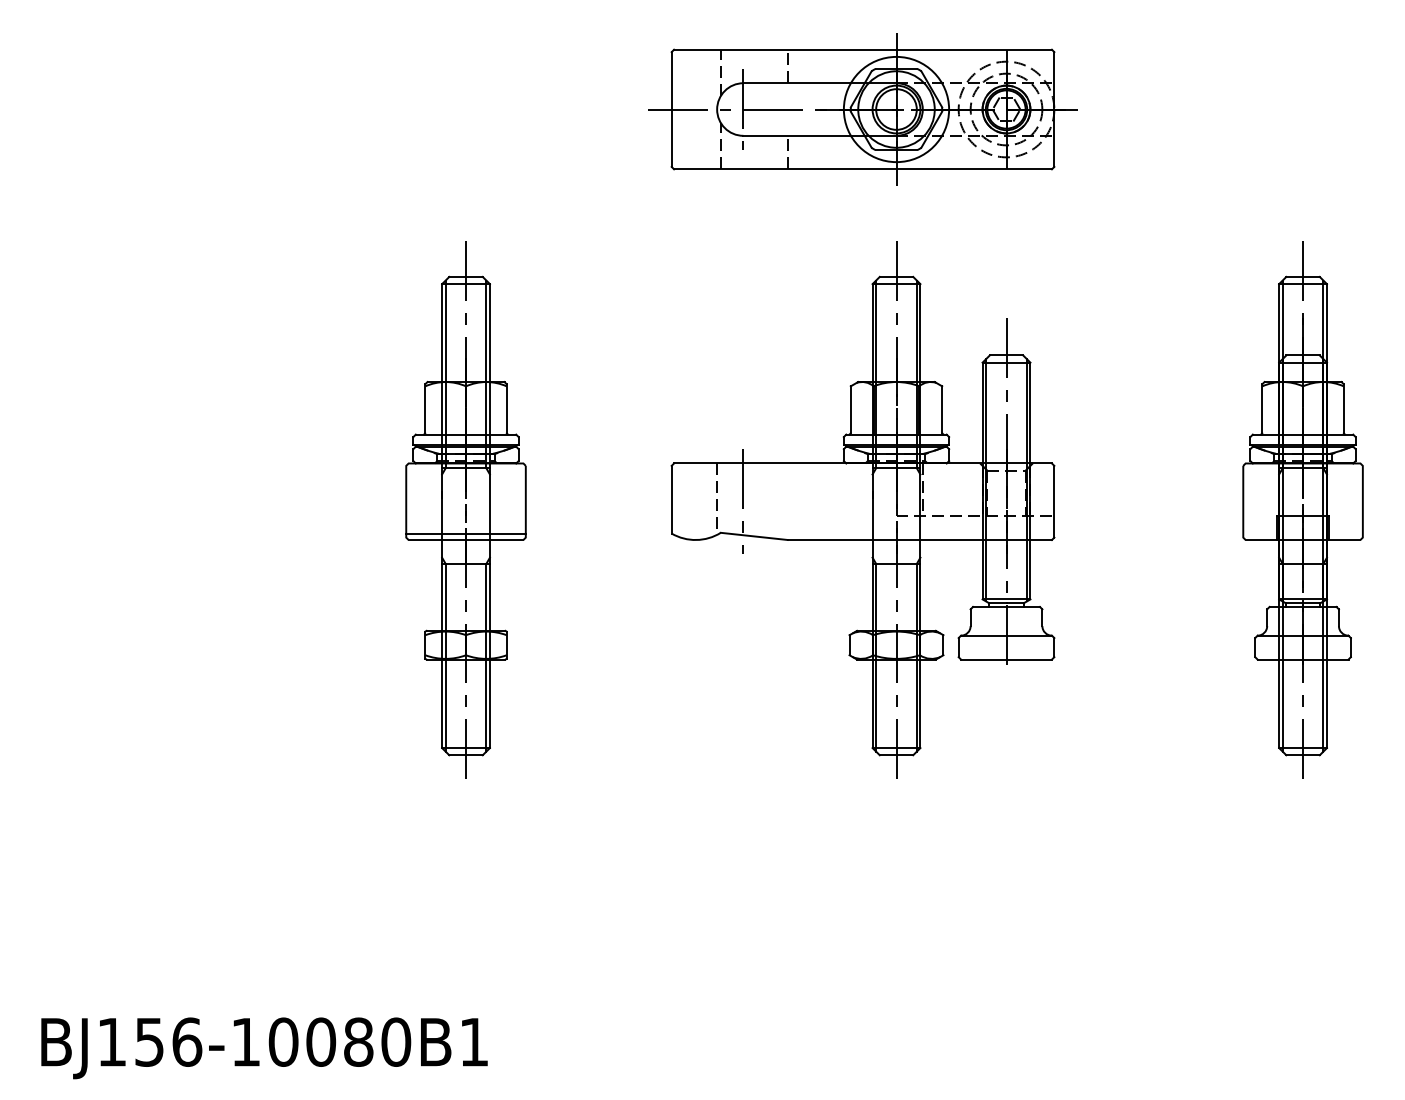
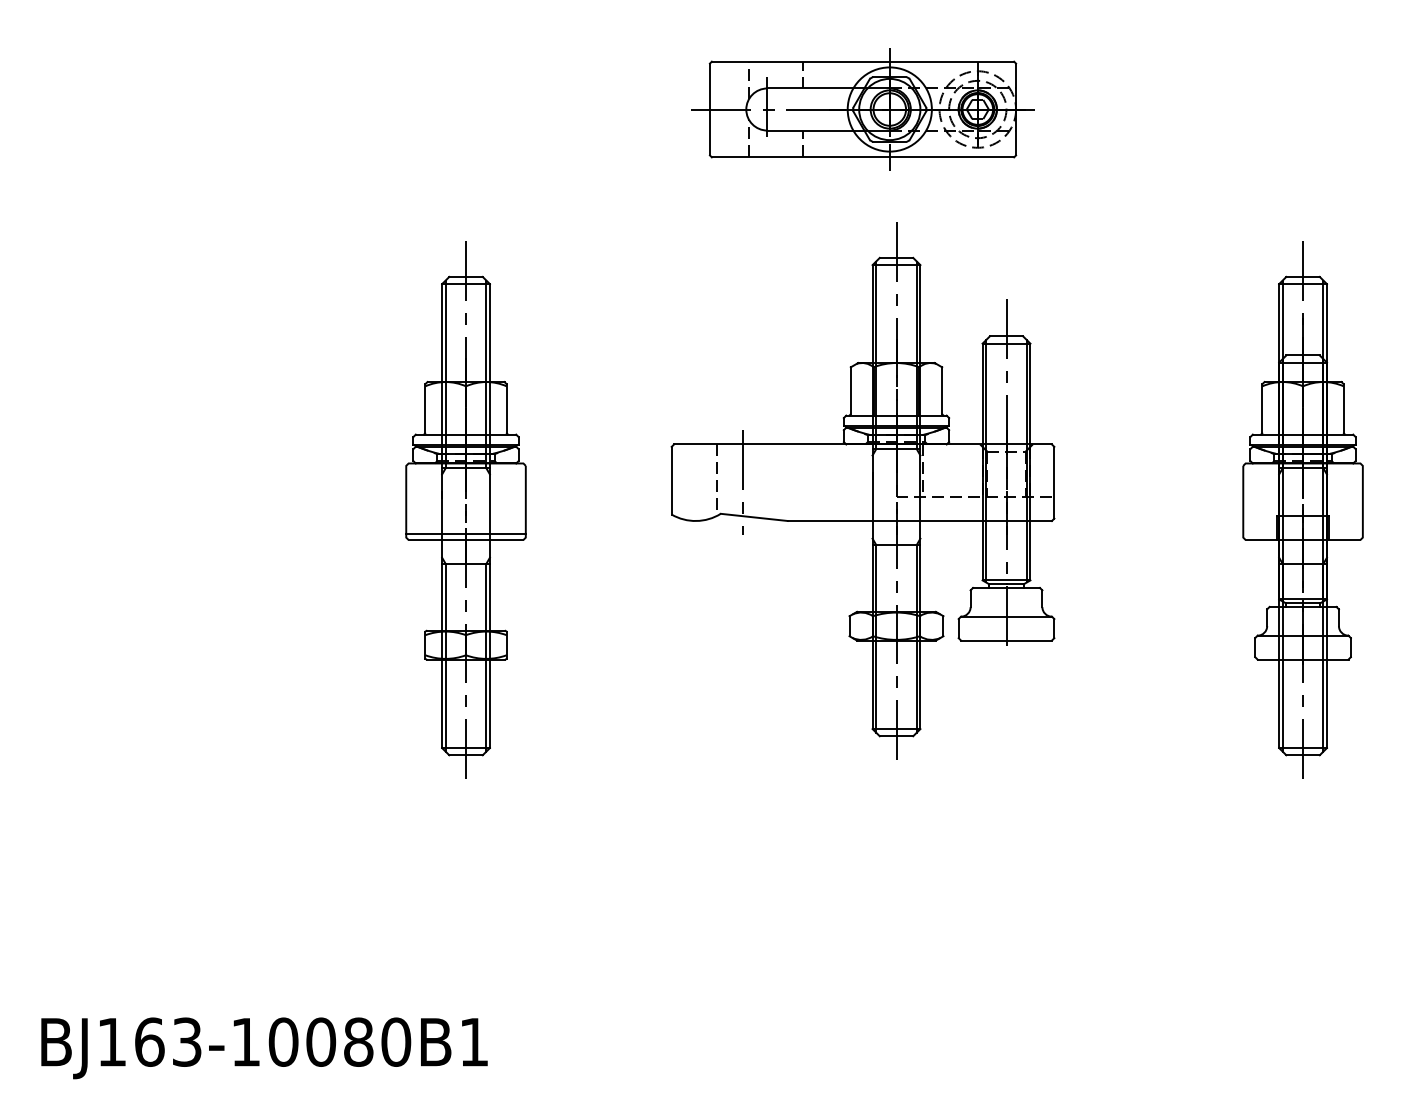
part size: 430x153 px -> 344x123 px (862, 109)
part position: (862, 509) -> (862, 490) (862, 490)
text: BJ156-10080B1 -> BJ163-10080B1 (168, 1041)
